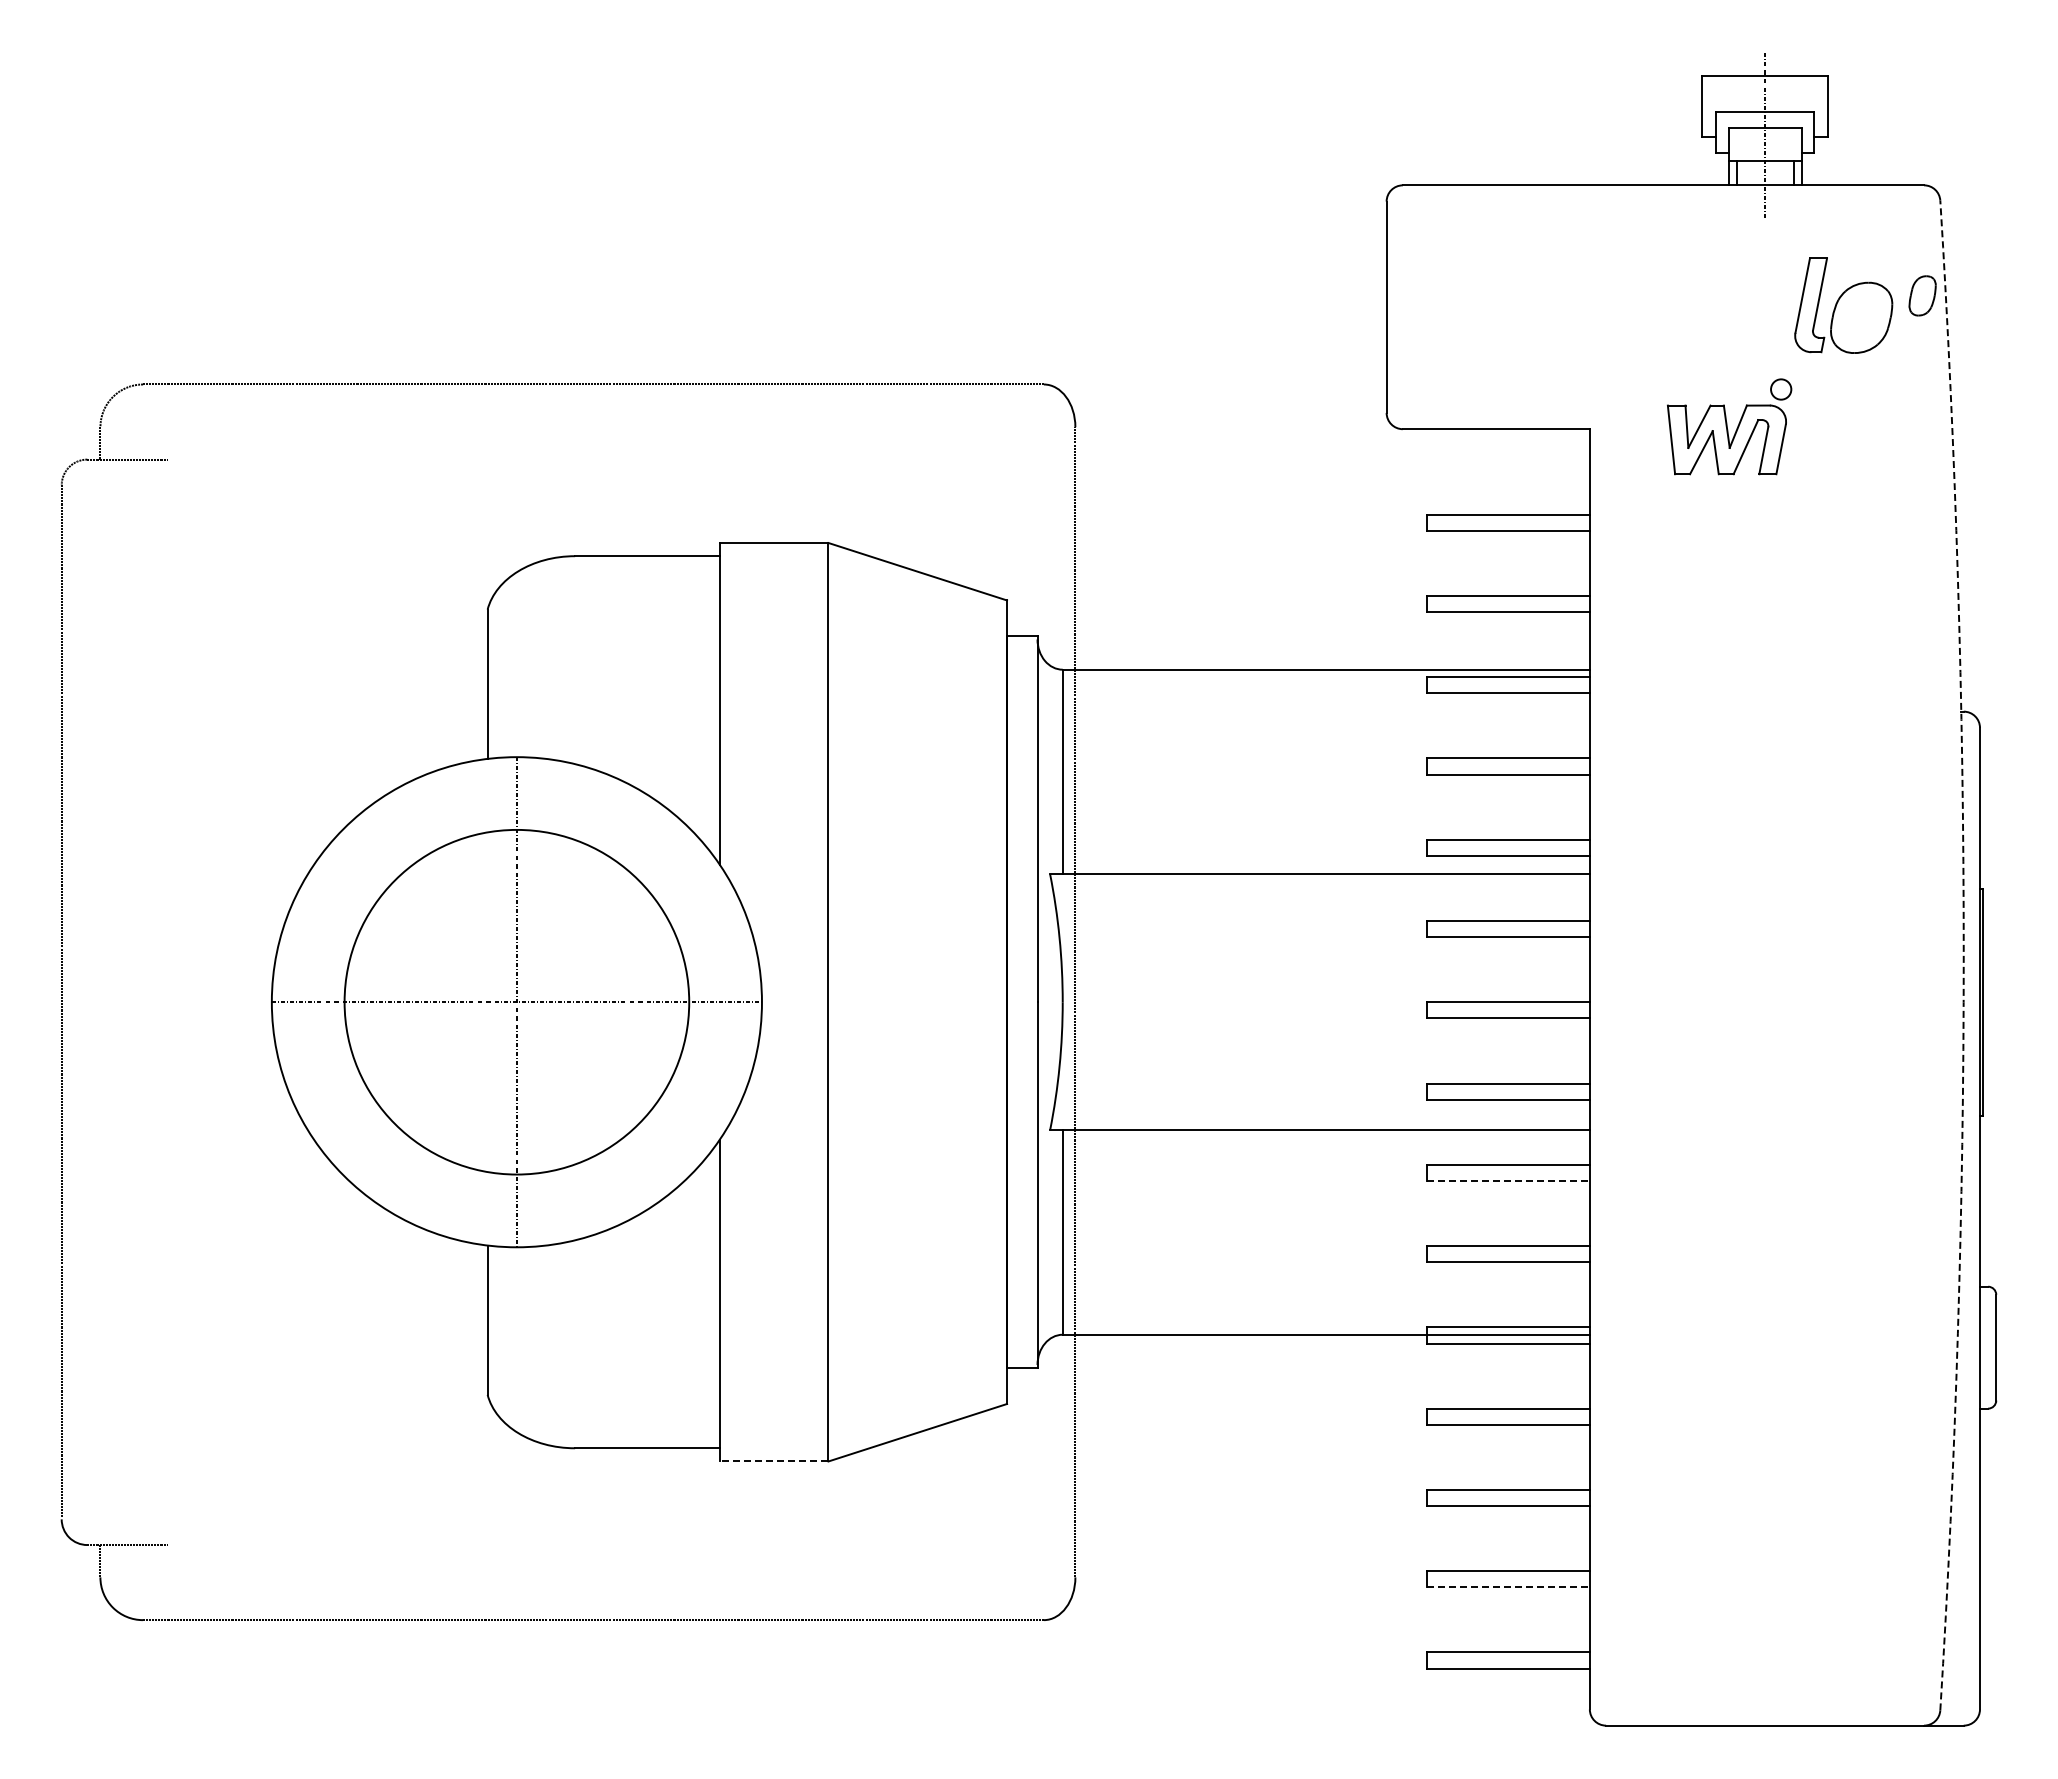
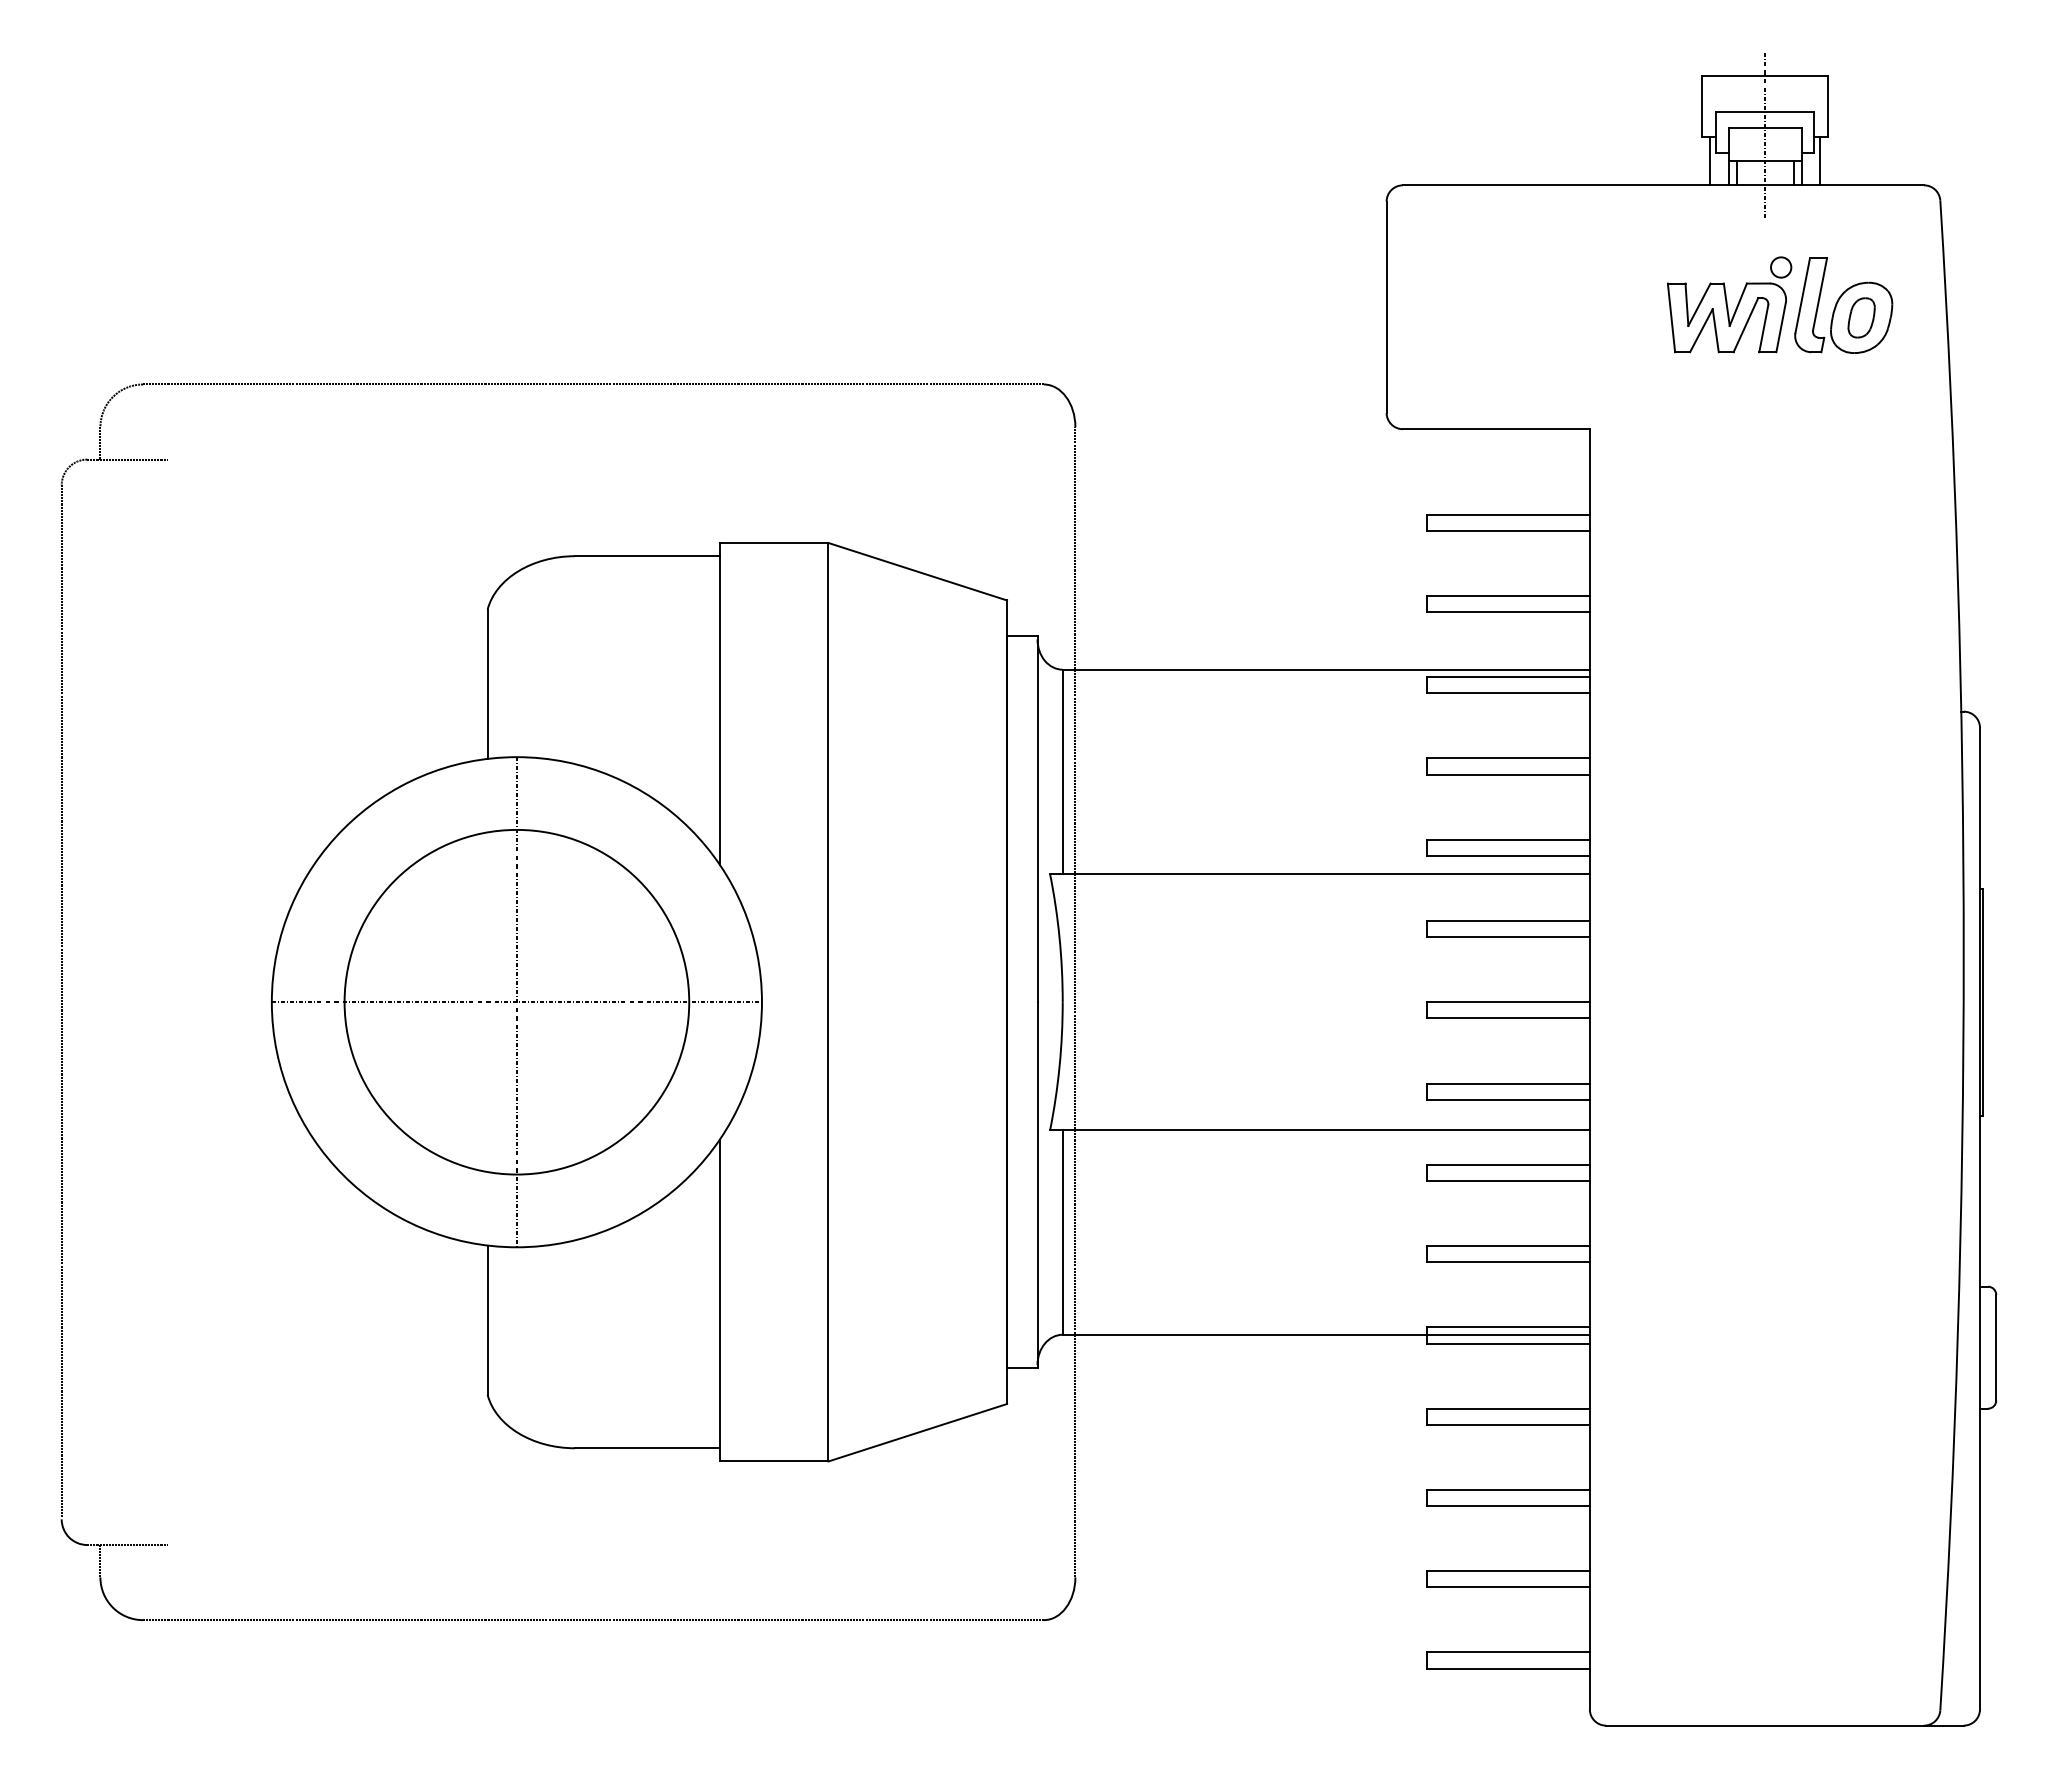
line: none -> present (1710, 160)
line: none -> present (1819, 160)
part position: (1922, 295) -> (1861, 317) (1861, 317)
part position: (1729, 426) -> (1729, 304) (1729, 304)
arc: dashed -> solid (1963, 955)
line: dashed -> solid (1509, 1181)
line: dashed -> solid (773, 1461)
line: dashed -> solid (1509, 1587)
